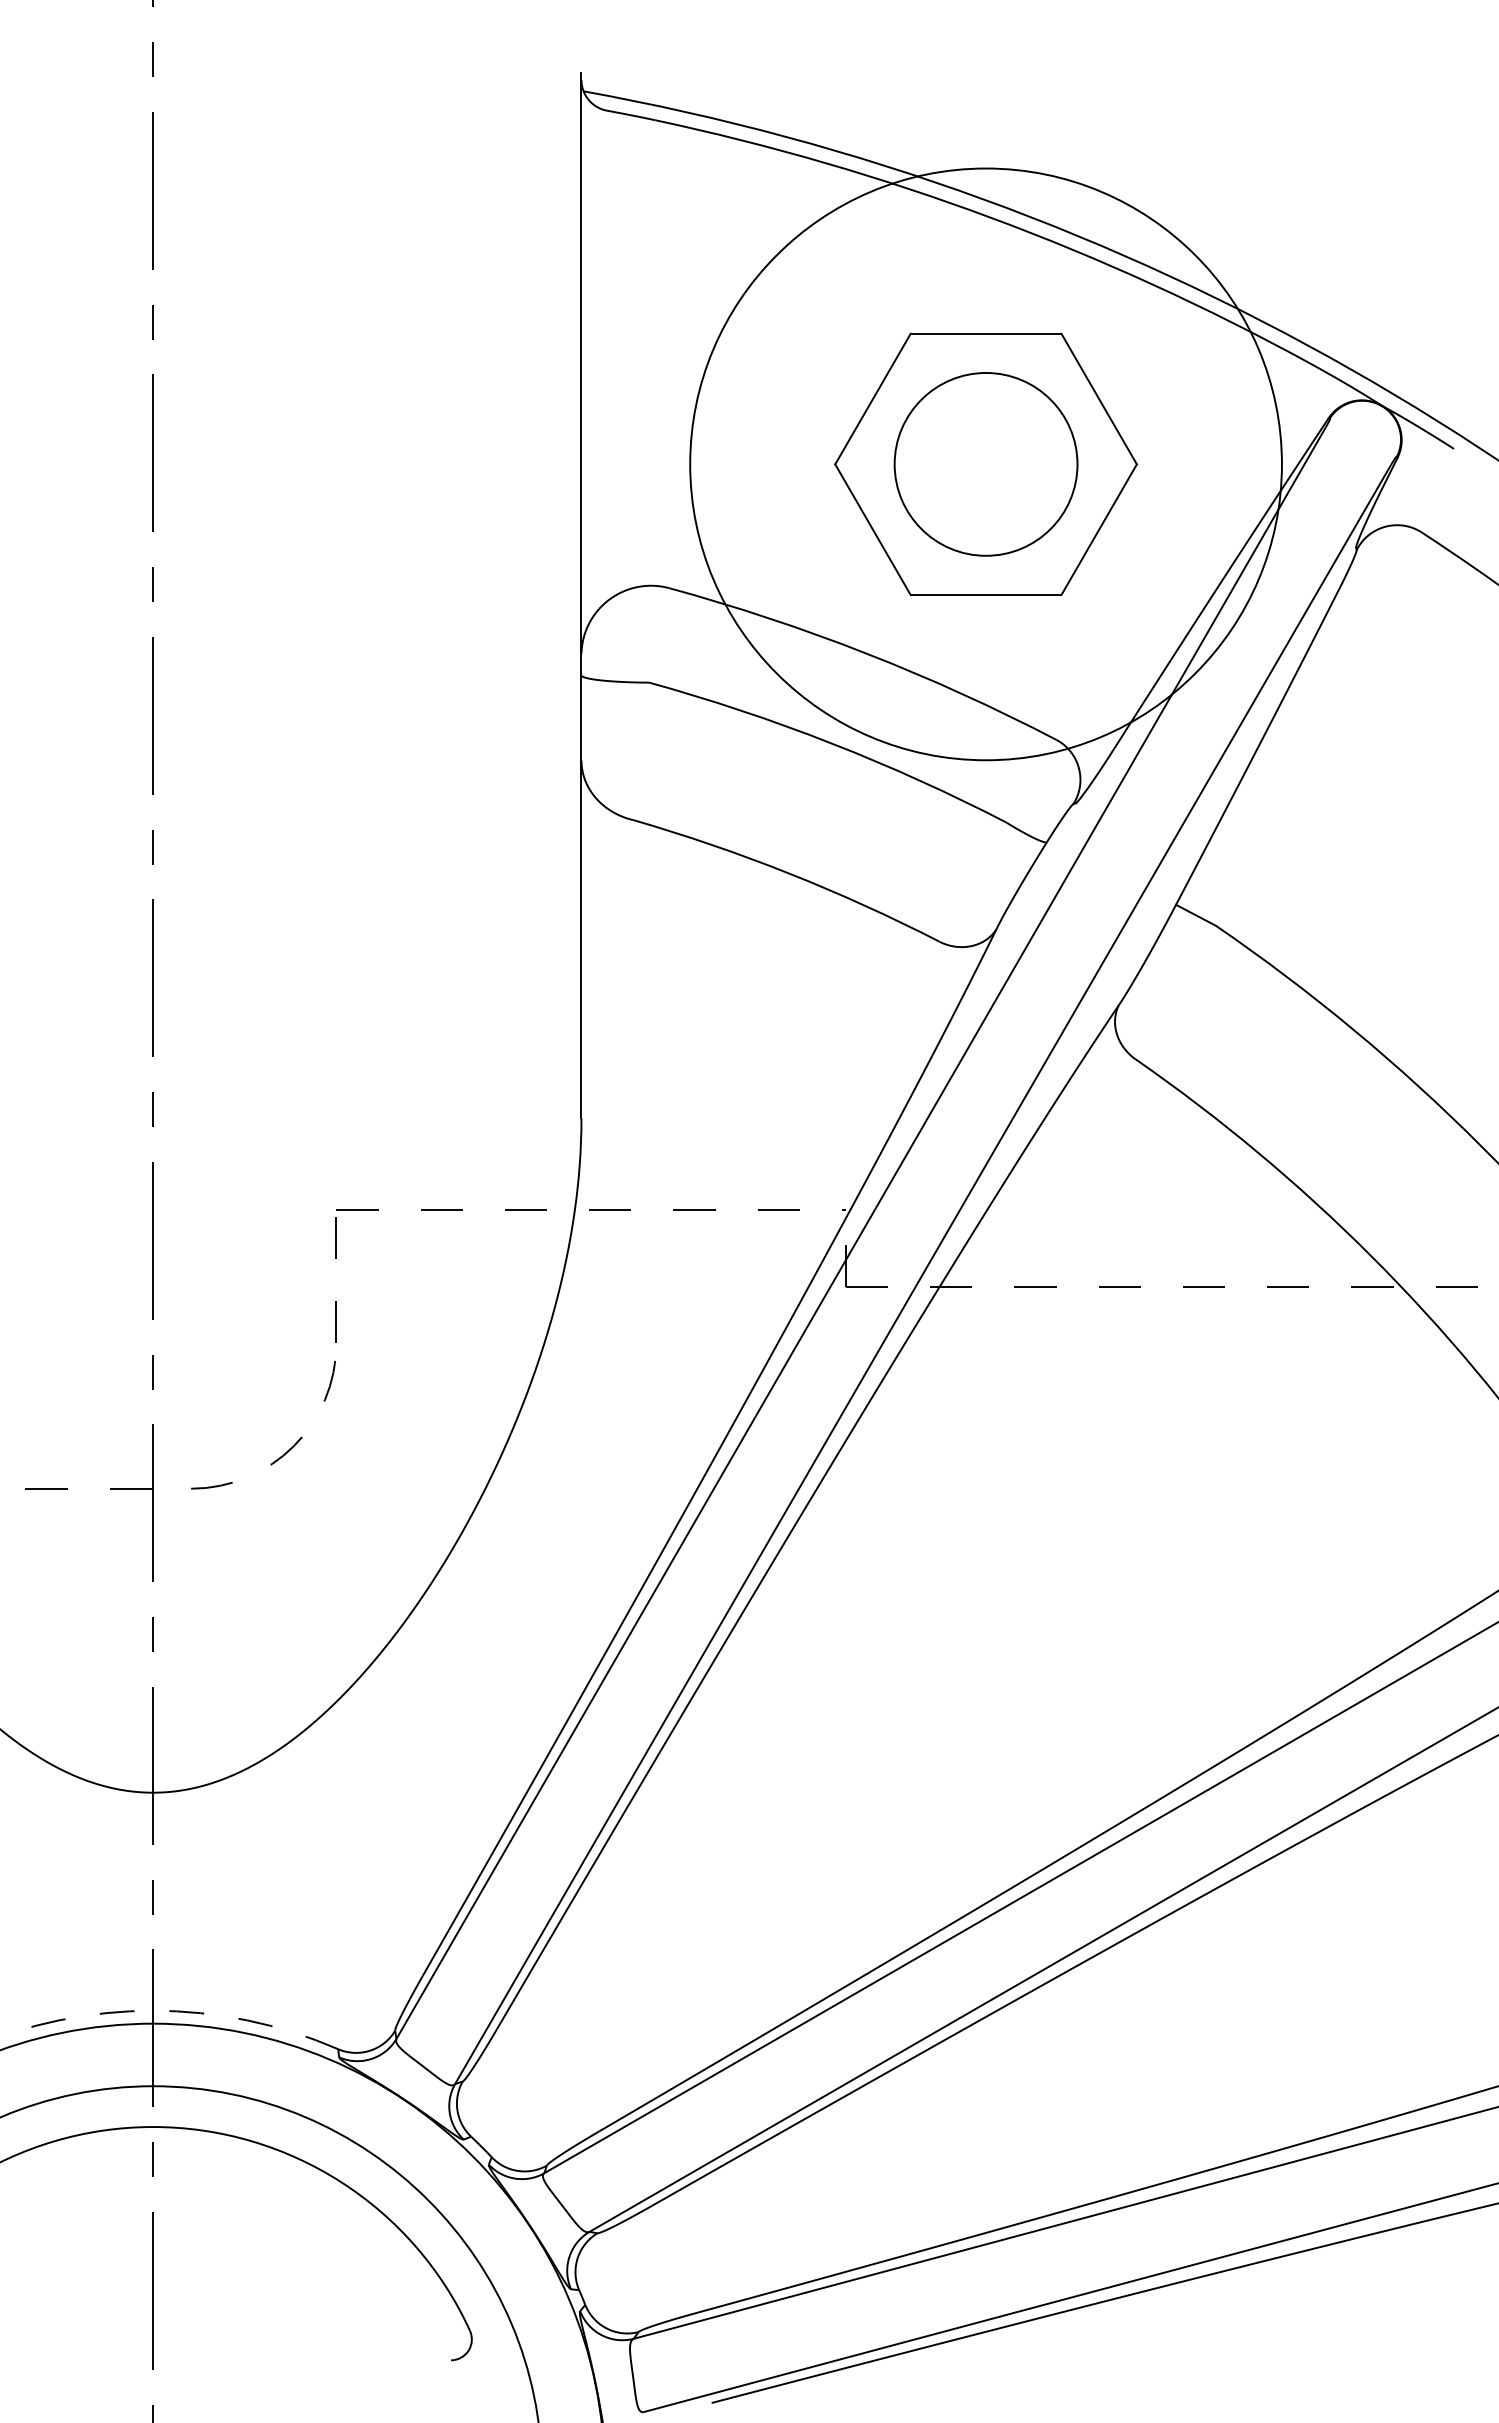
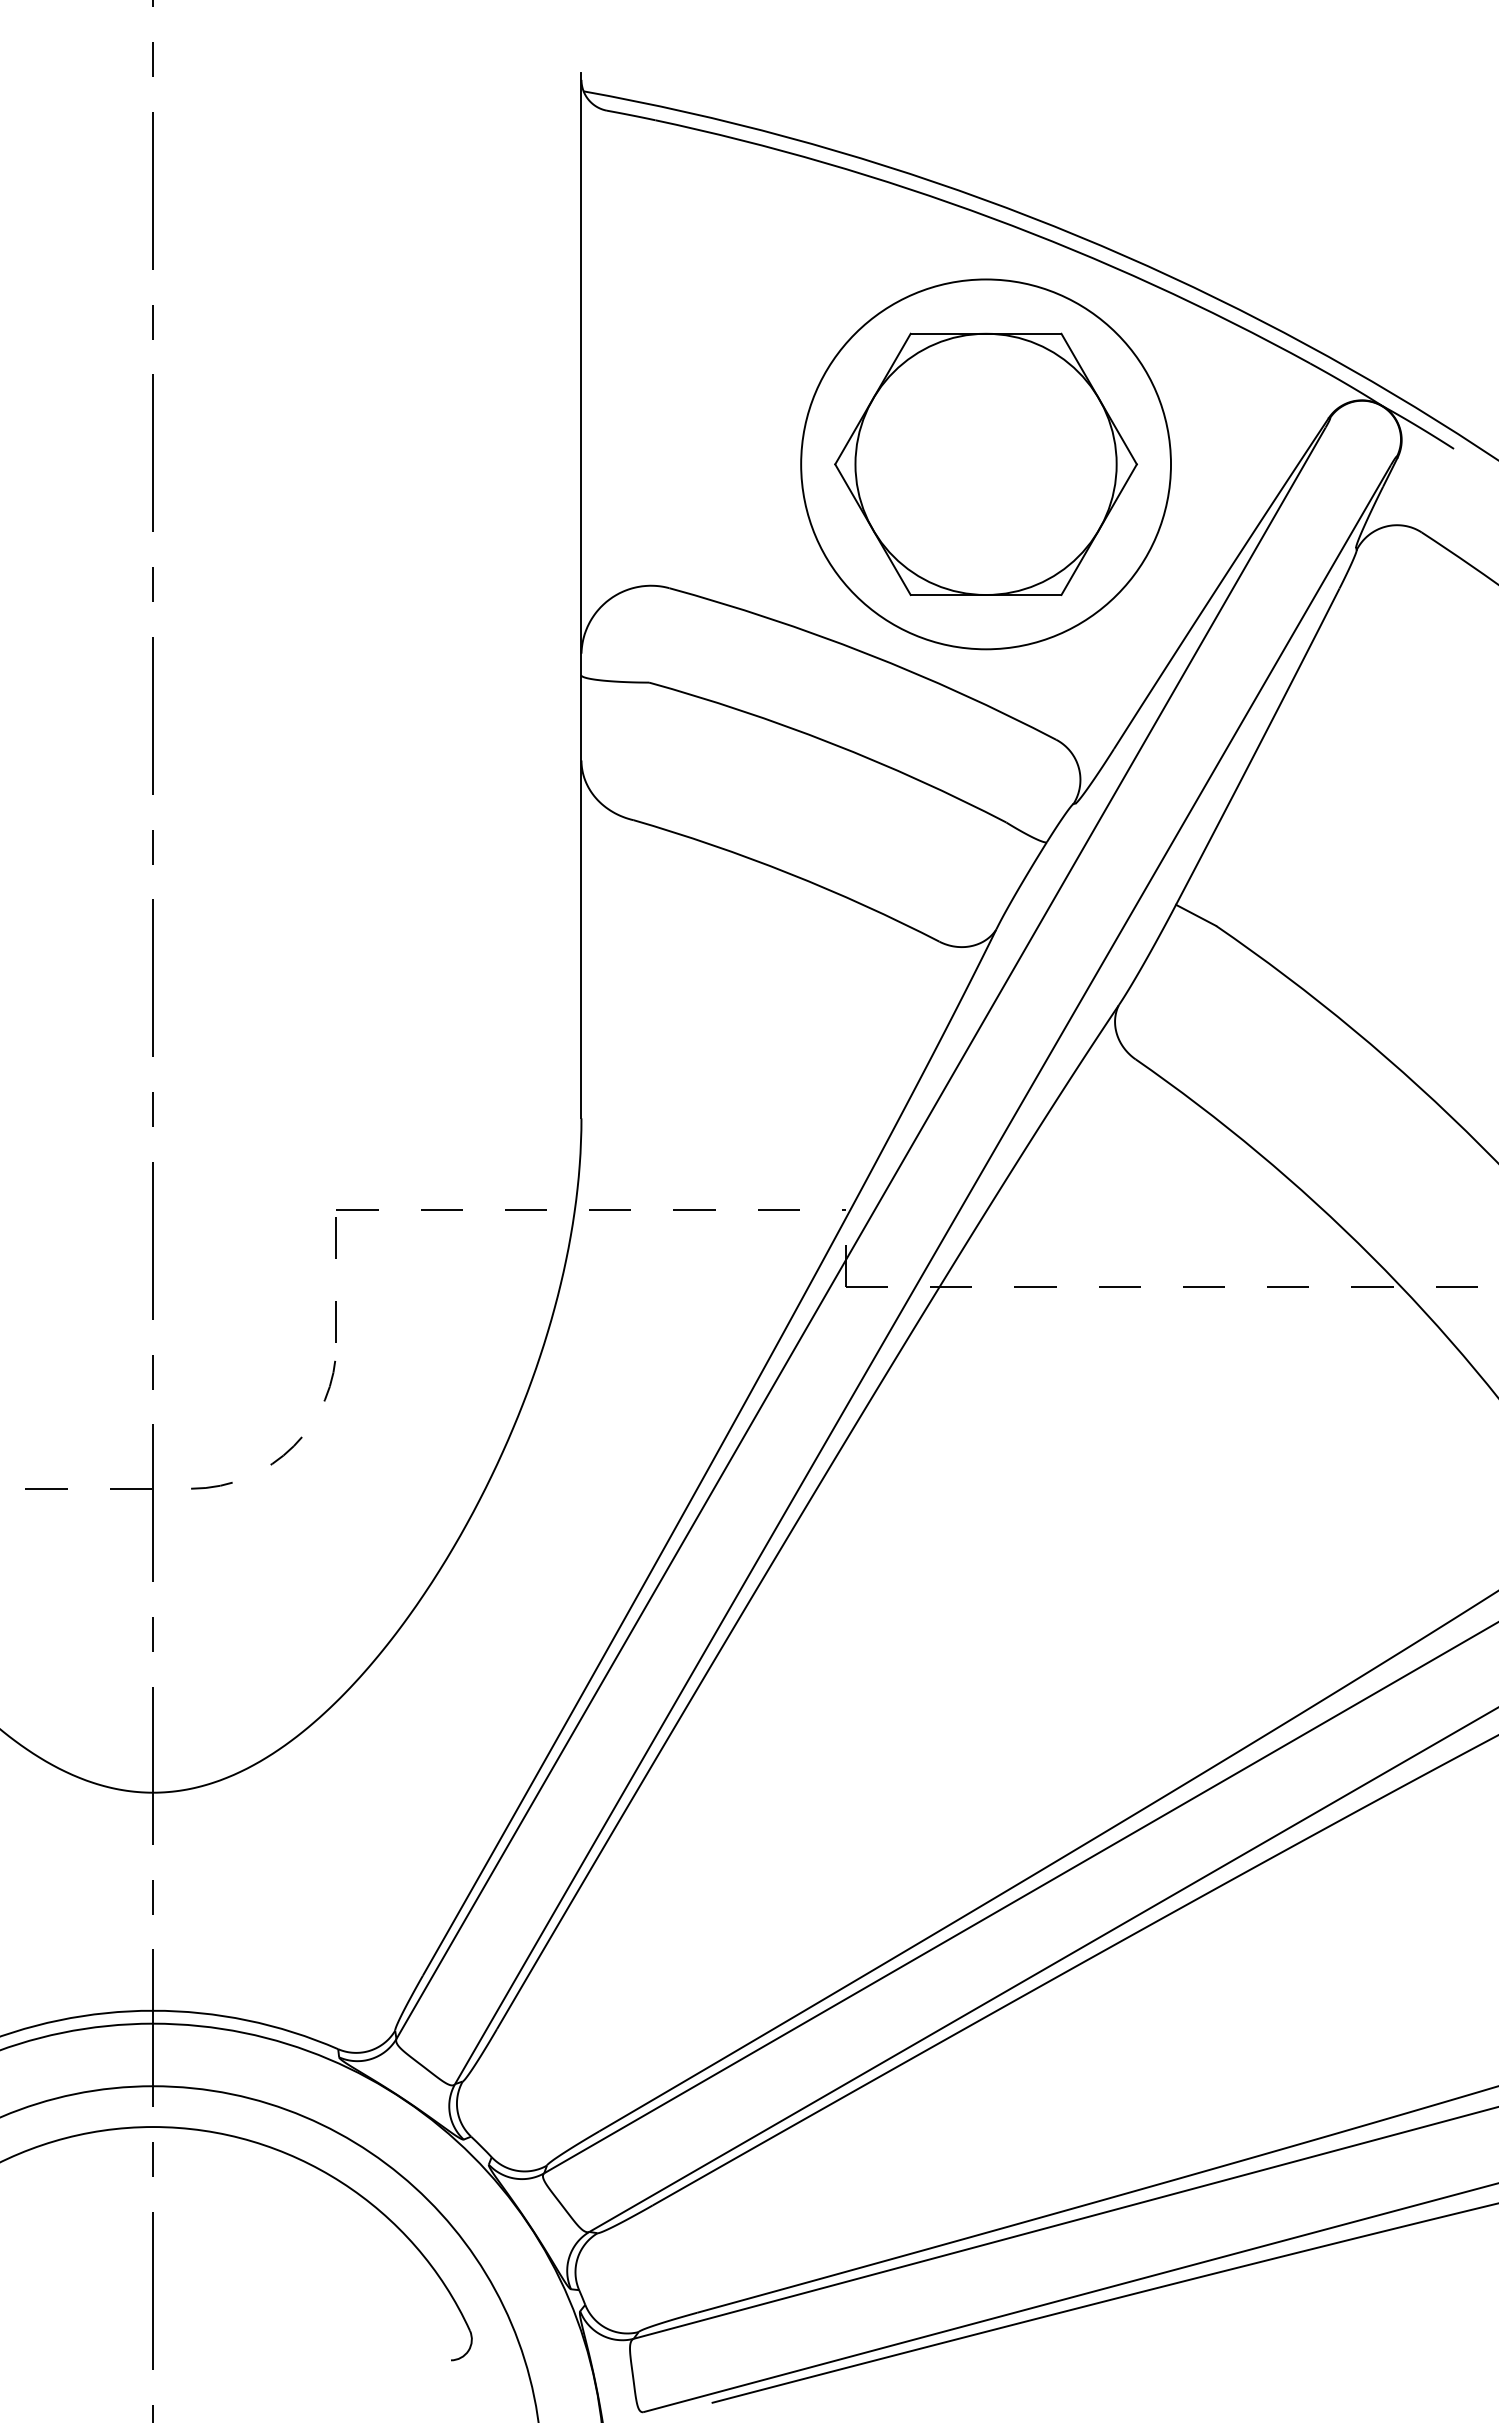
circle diameter: 183 px -> 261 px (985, 464)
circle diameter: 592 px -> 370 px (986, 464)
arc: dashed -> solid (170, 2011)
